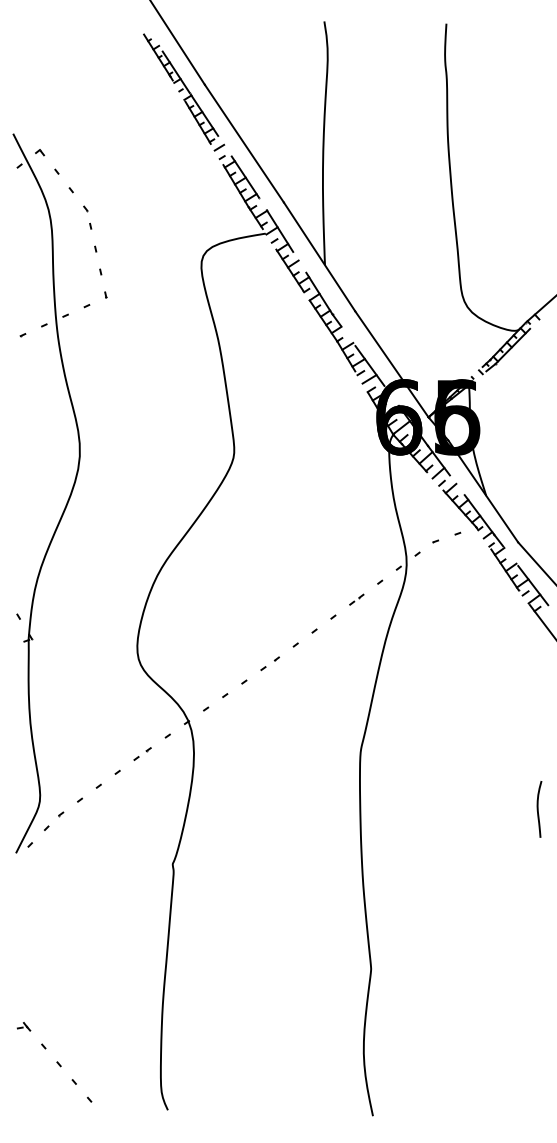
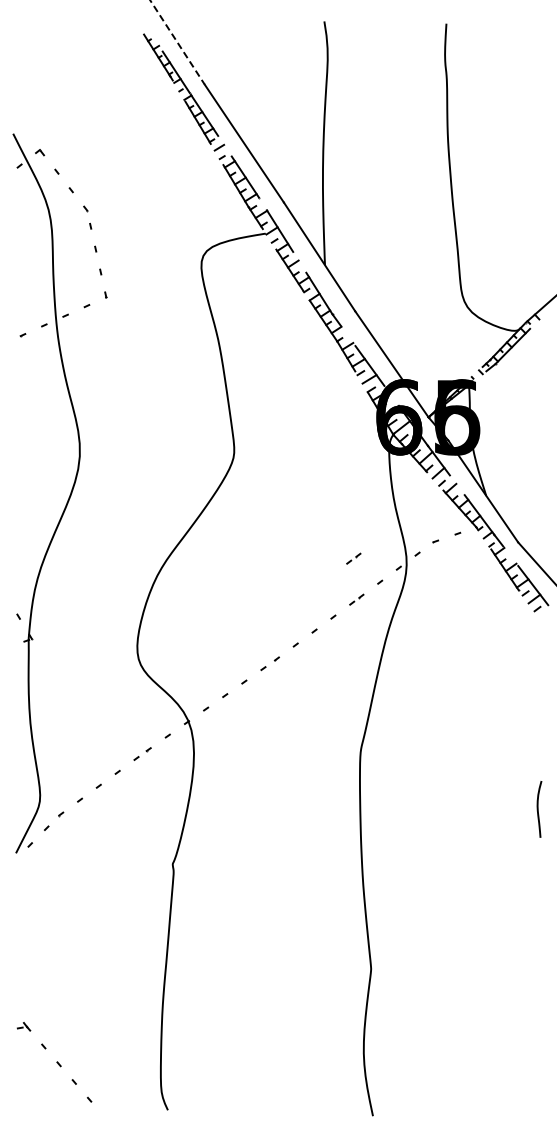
line: solid -> dashed (177, 42)
part: none -> present (353, 558)
line: present -> none (541, 620)
